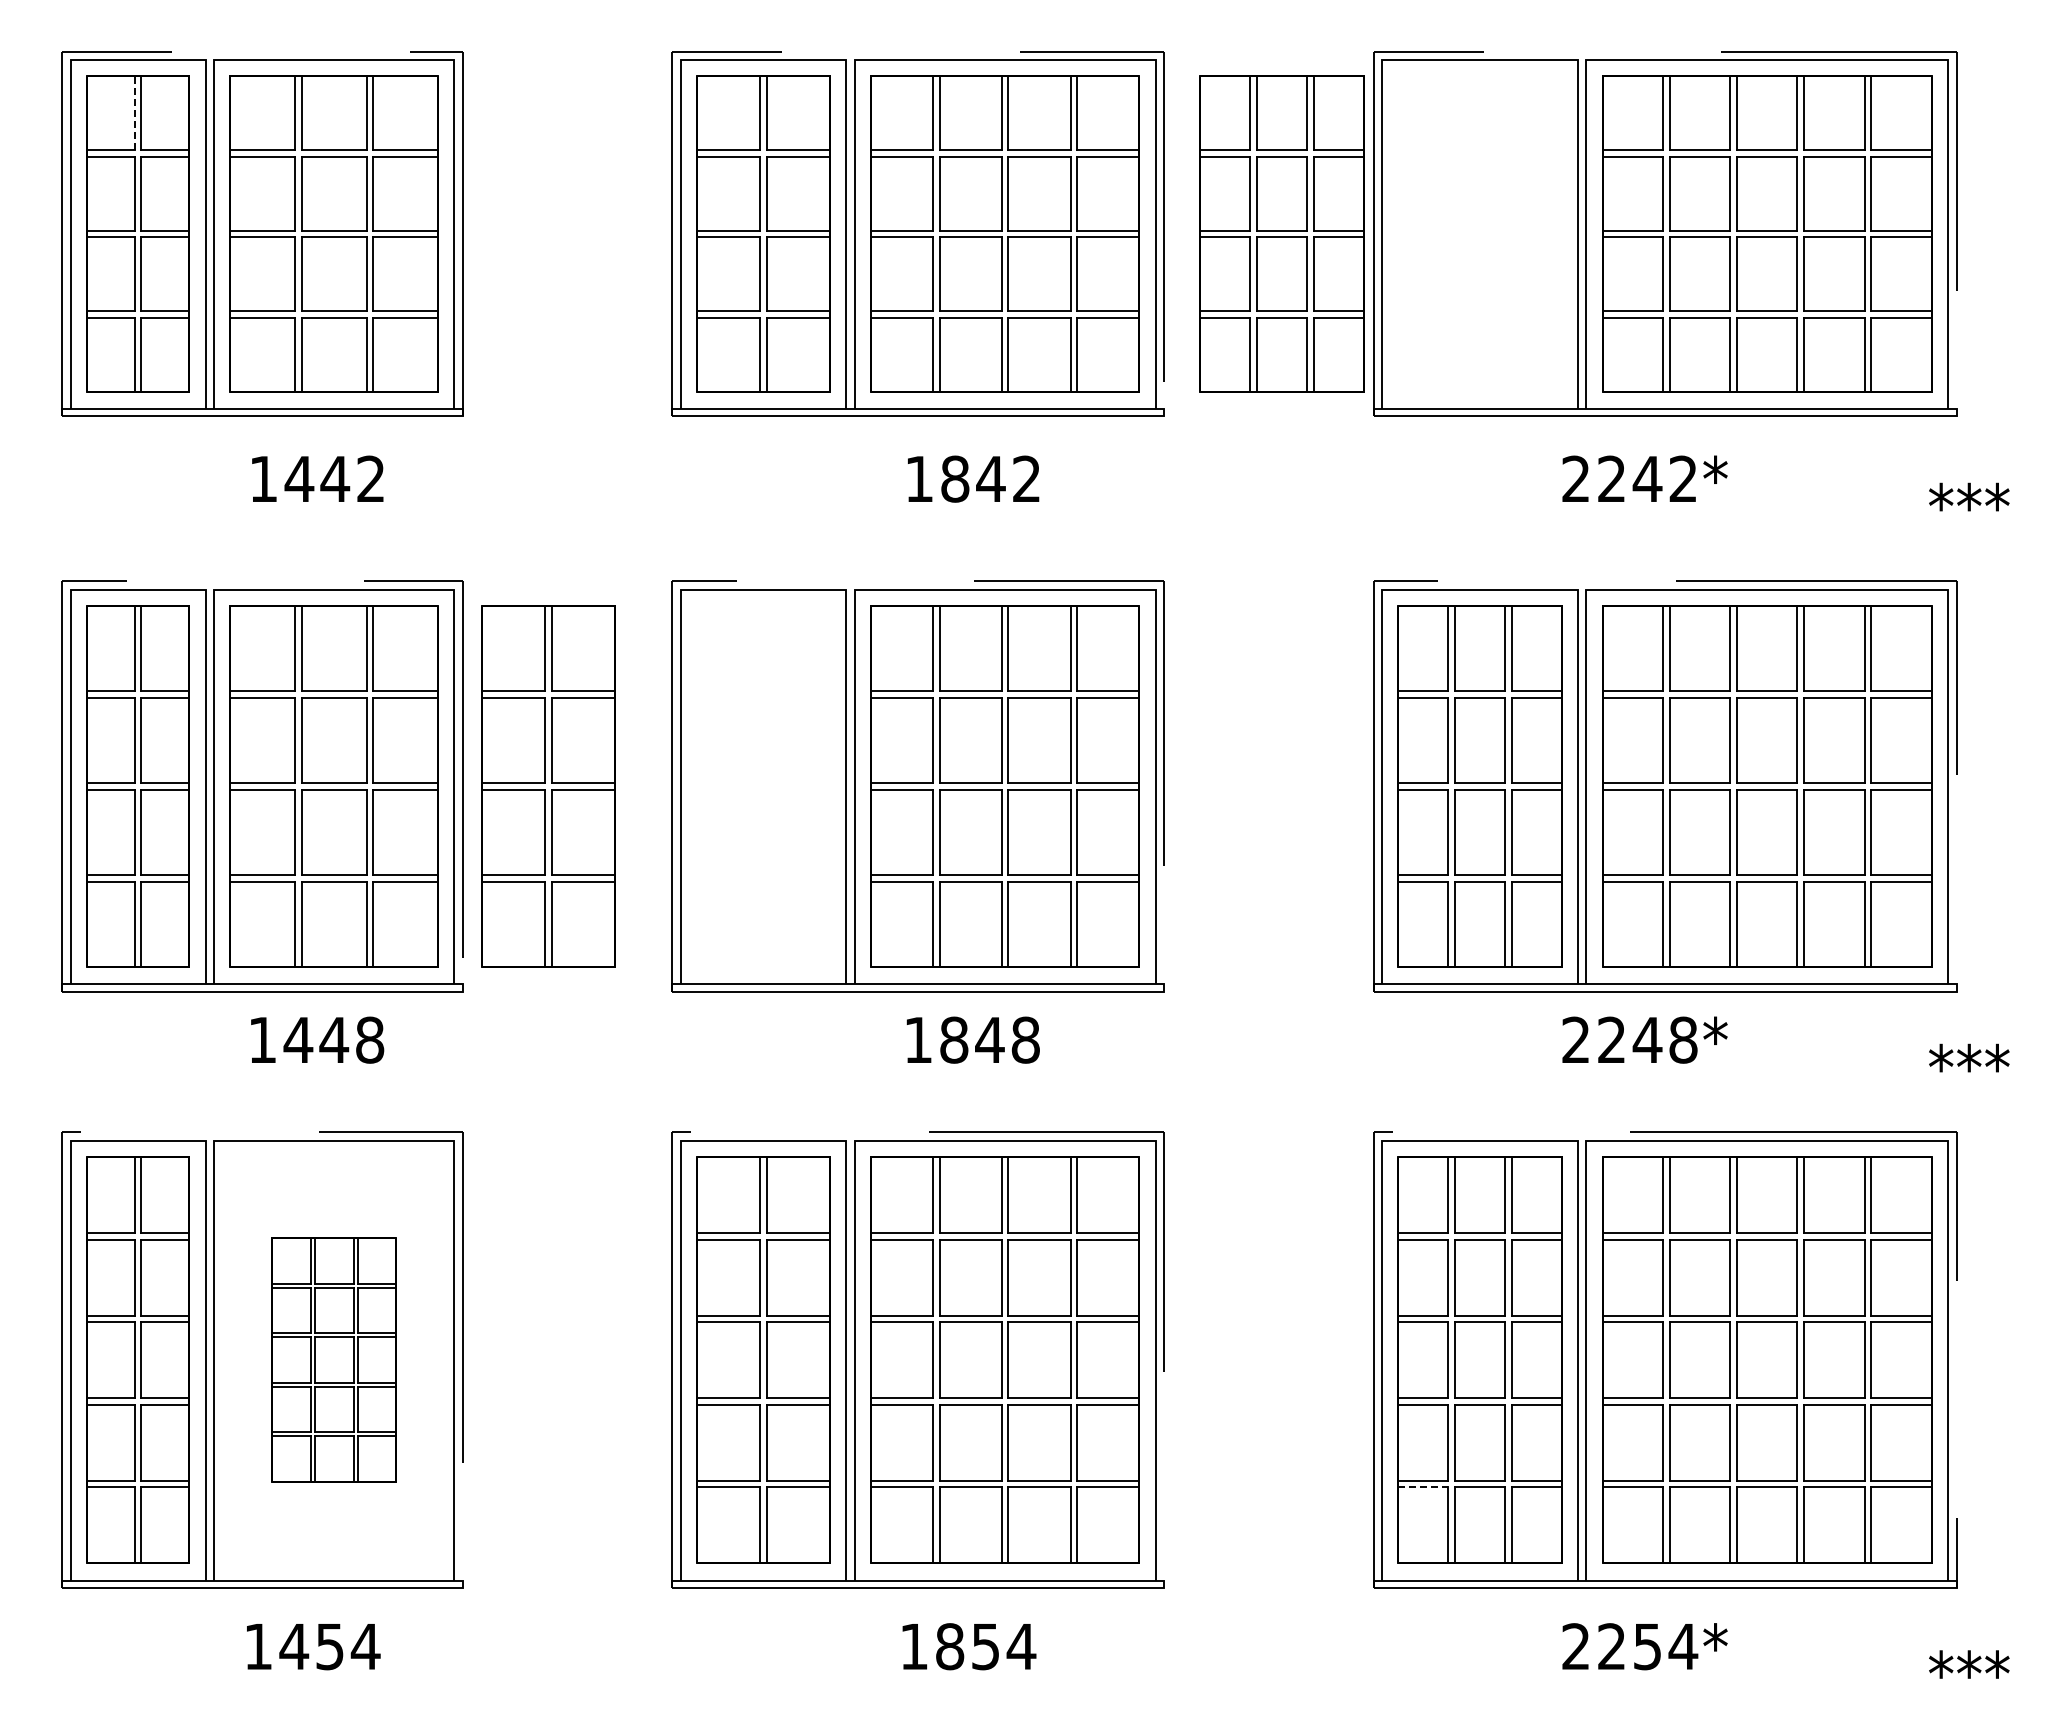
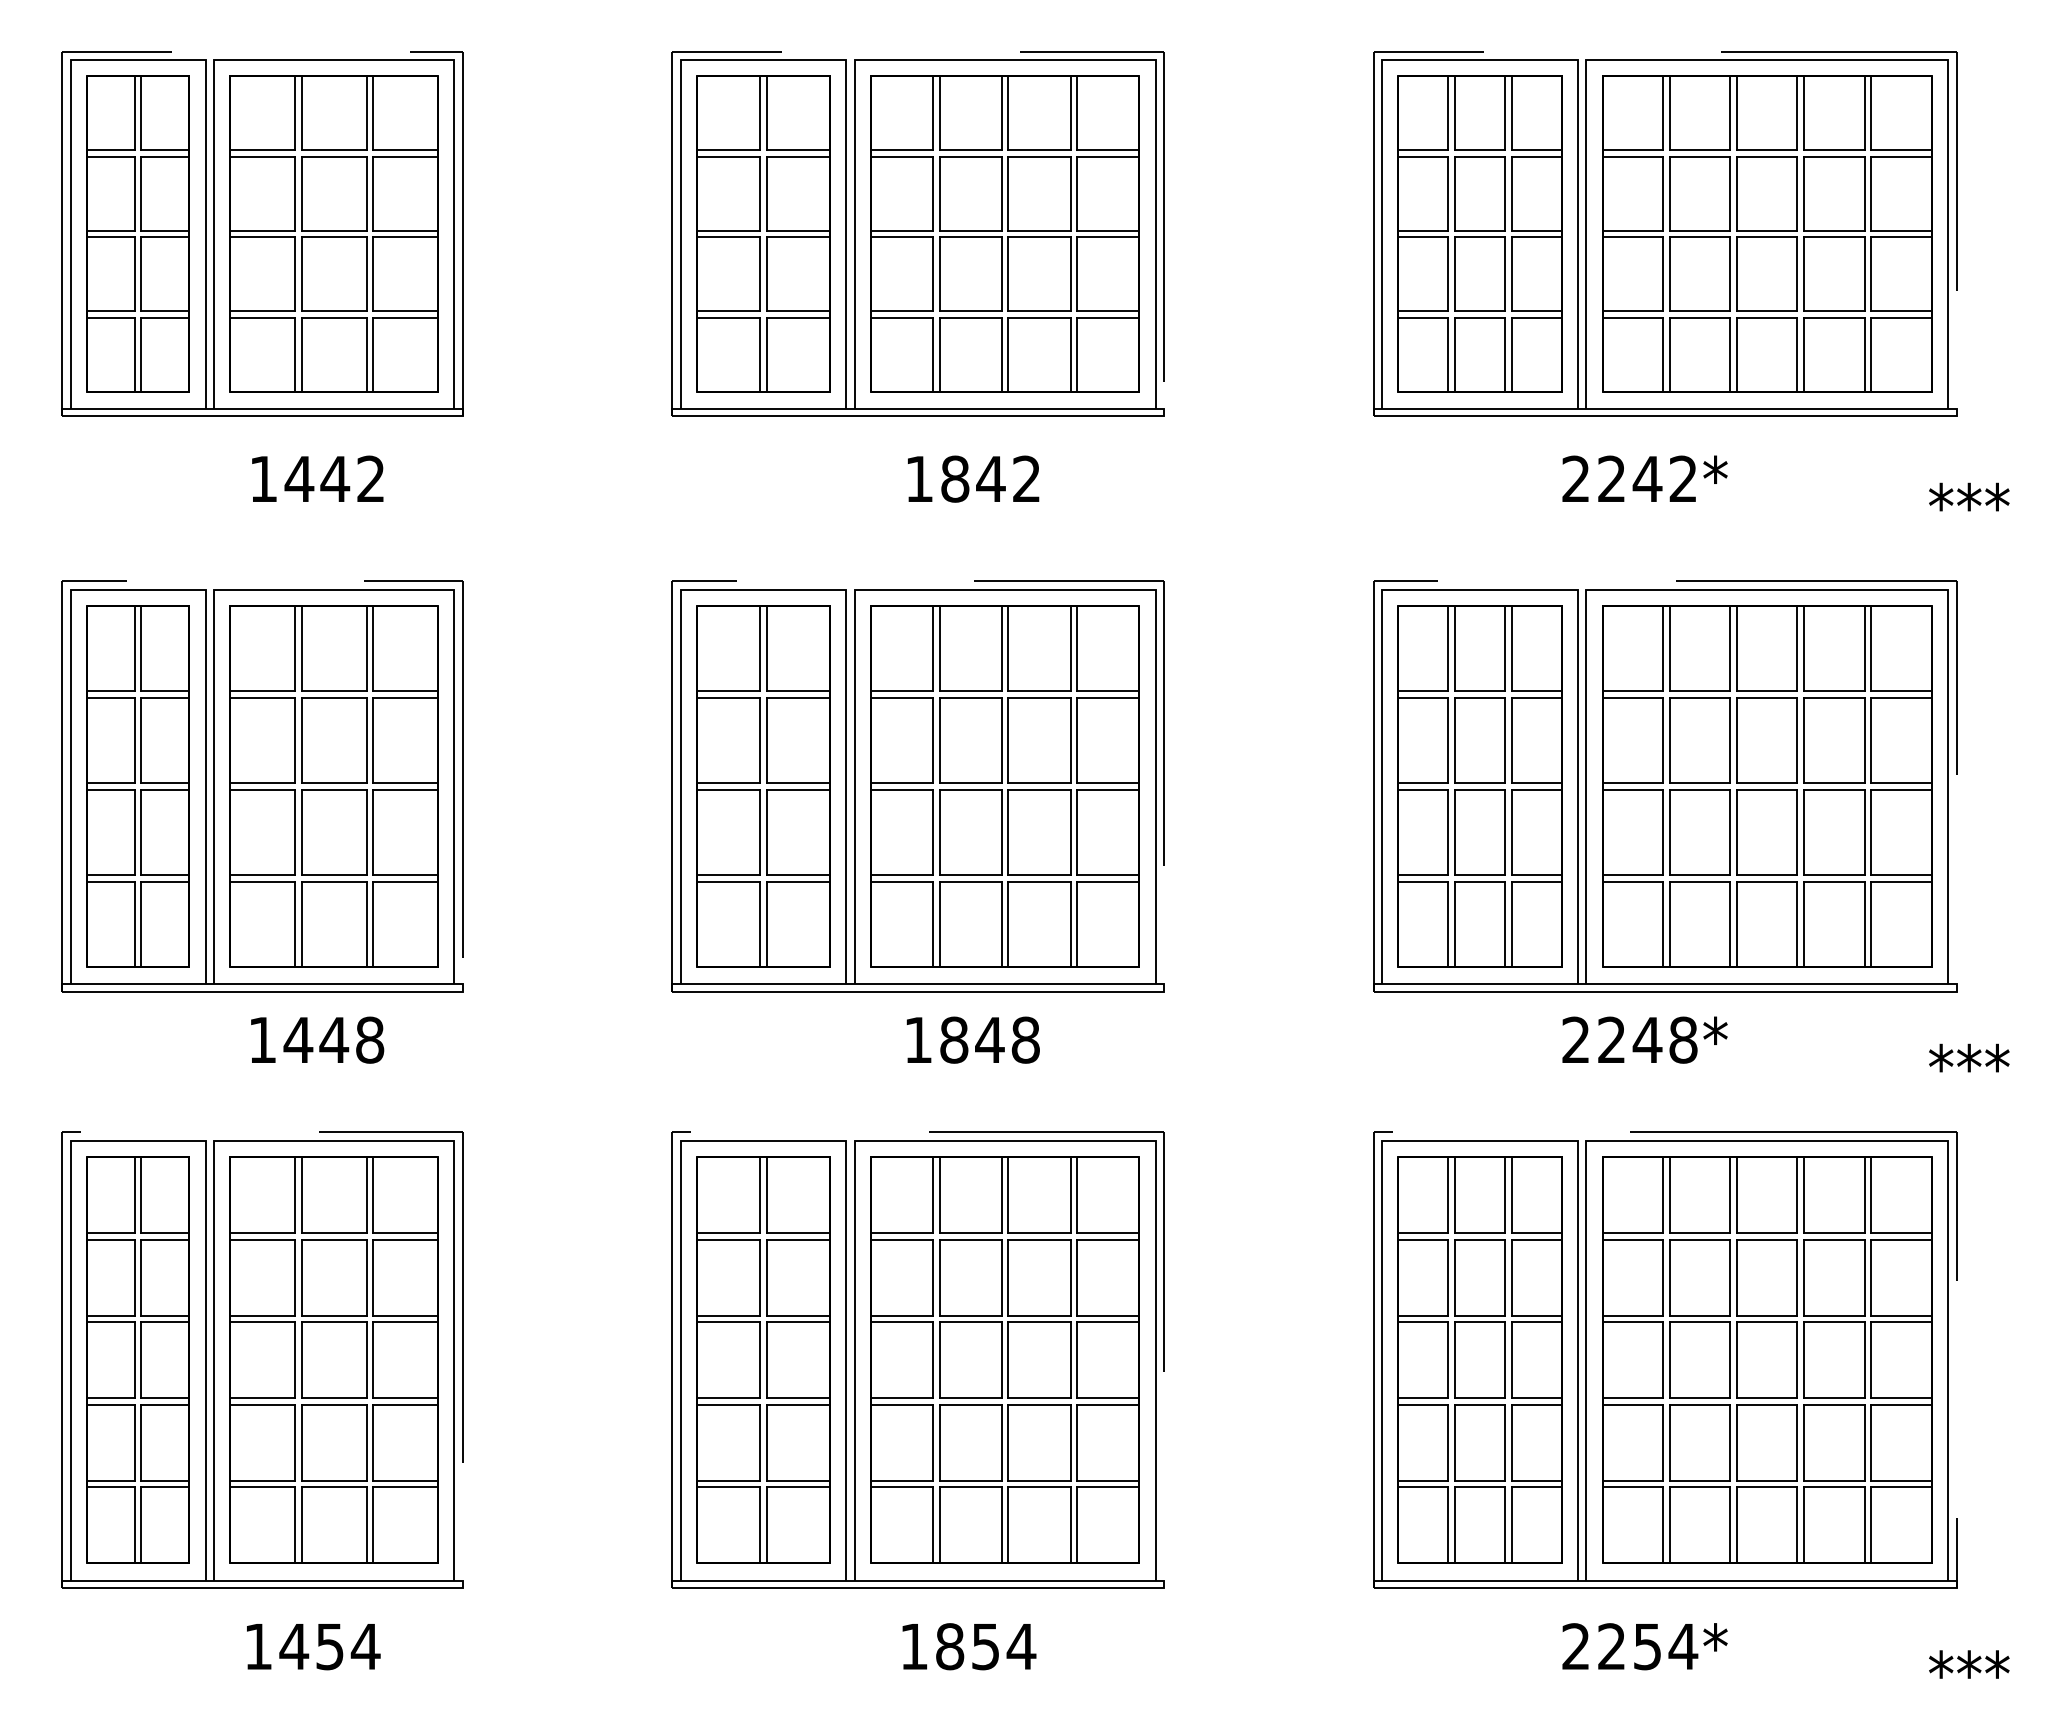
line: dashed -> solid (134, 113)
part position: (1281, 233) -> (1479, 233) (1479, 233)
part position: (548, 786) -> (763, 786) (763, 786)
part size: 126x246 px -> 210x408 px (333, 1359)
line: dashed -> solid (1423, 1487)
